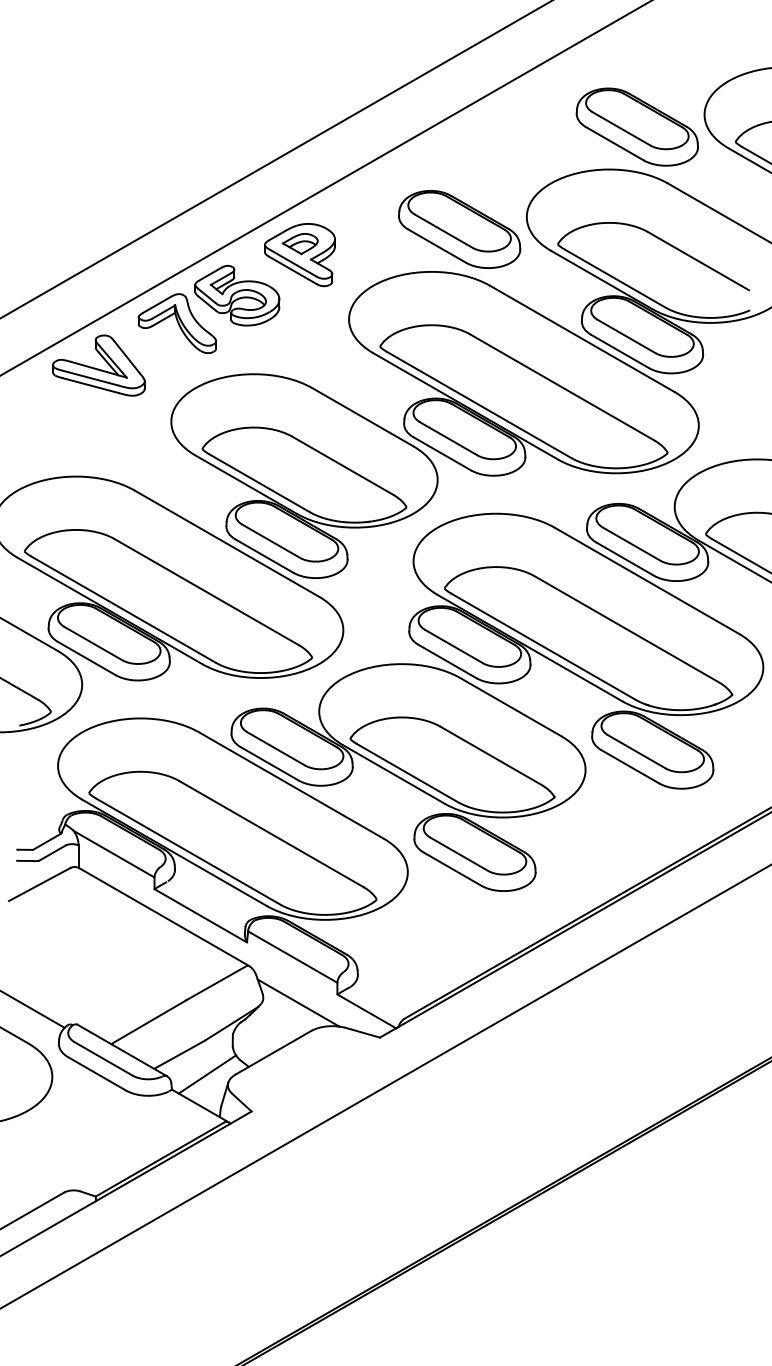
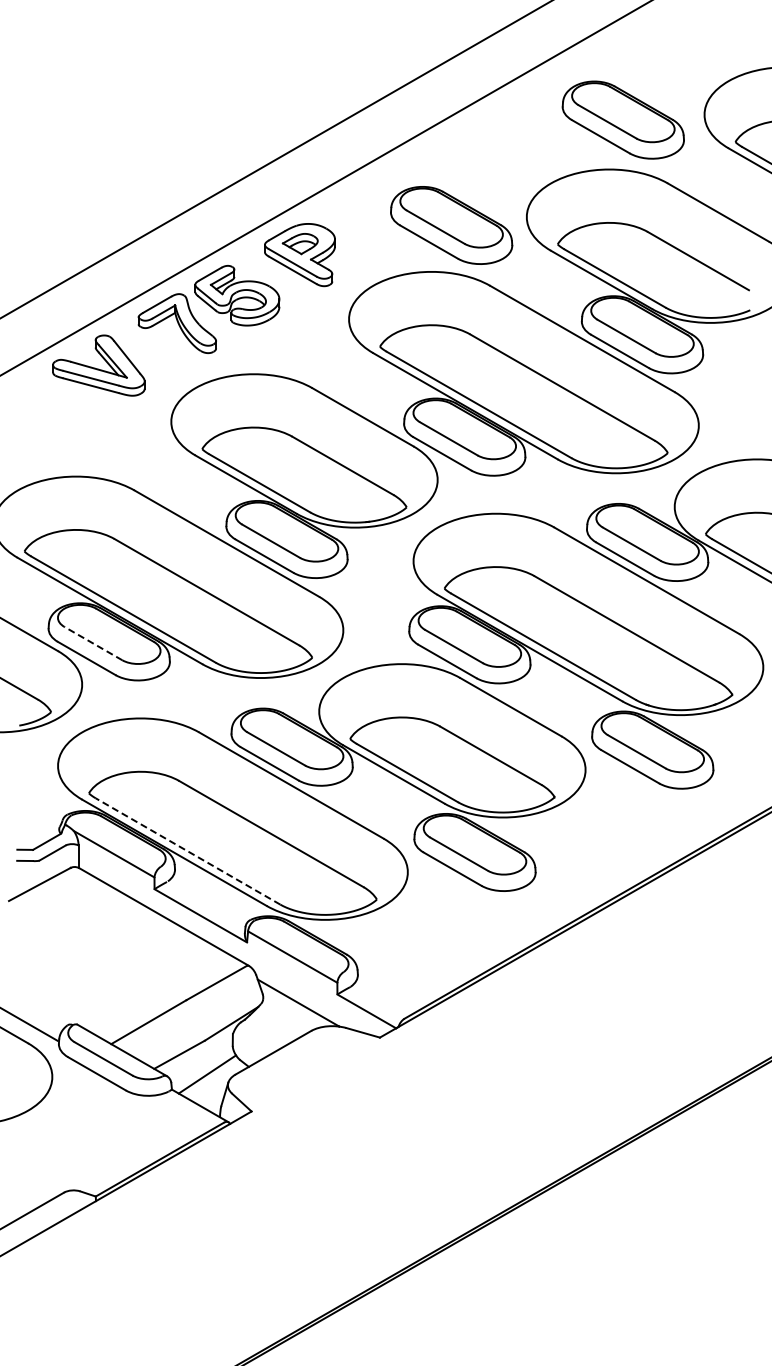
part position: (636, 126) -> (622, 119) (622, 119)
part position: (459, 229) -> (451, 225) (451, 225)
line: solid -> dashed (92, 643)
line: solid -> dashed (187, 851)
line position: (33, 1009) -> (29, 1024) (29, 1024)
line: present -> none (385, 1086)
